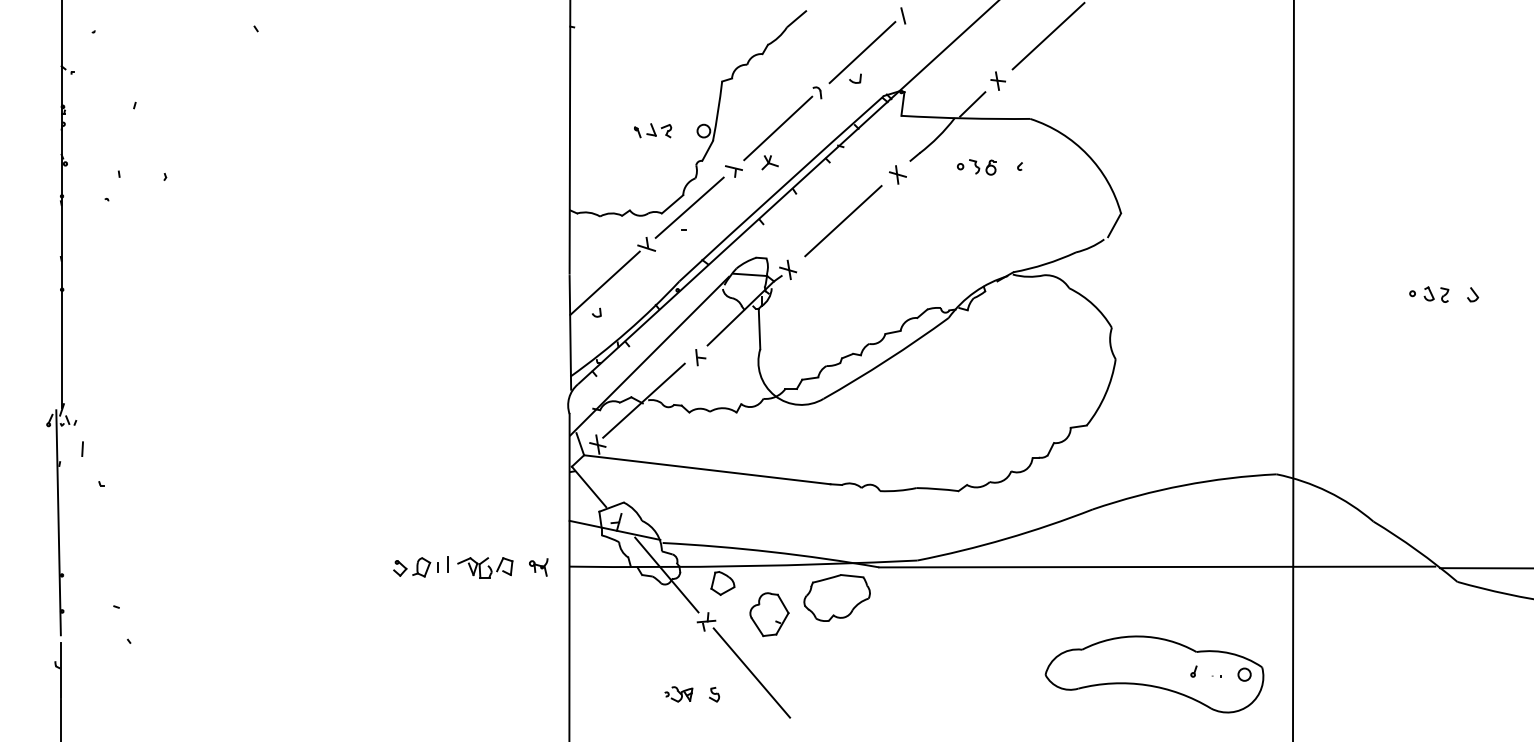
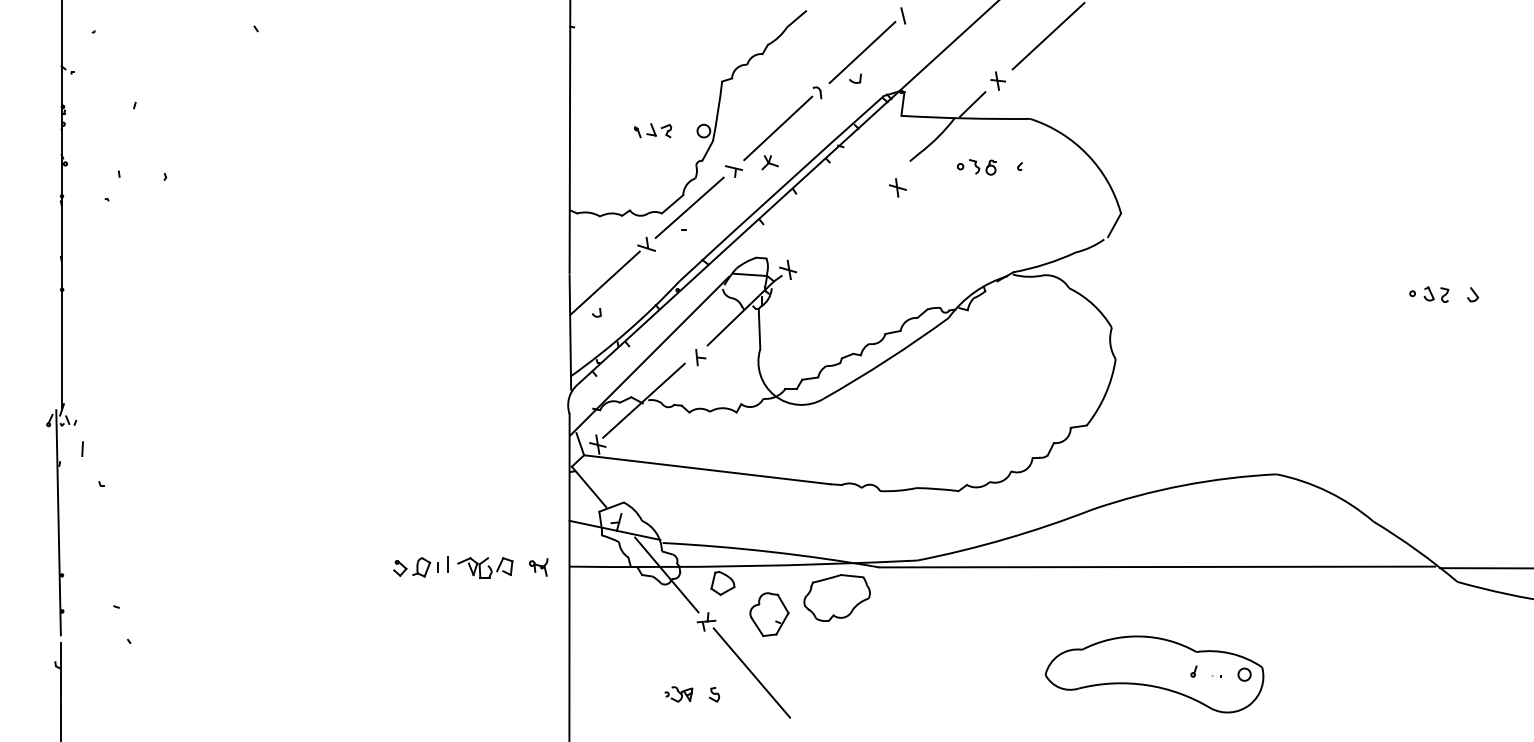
part position: (897, 174) -> (897, 187) (897, 187)
line: present -> none (843, 221)
line: present -> none (1293, 370)
